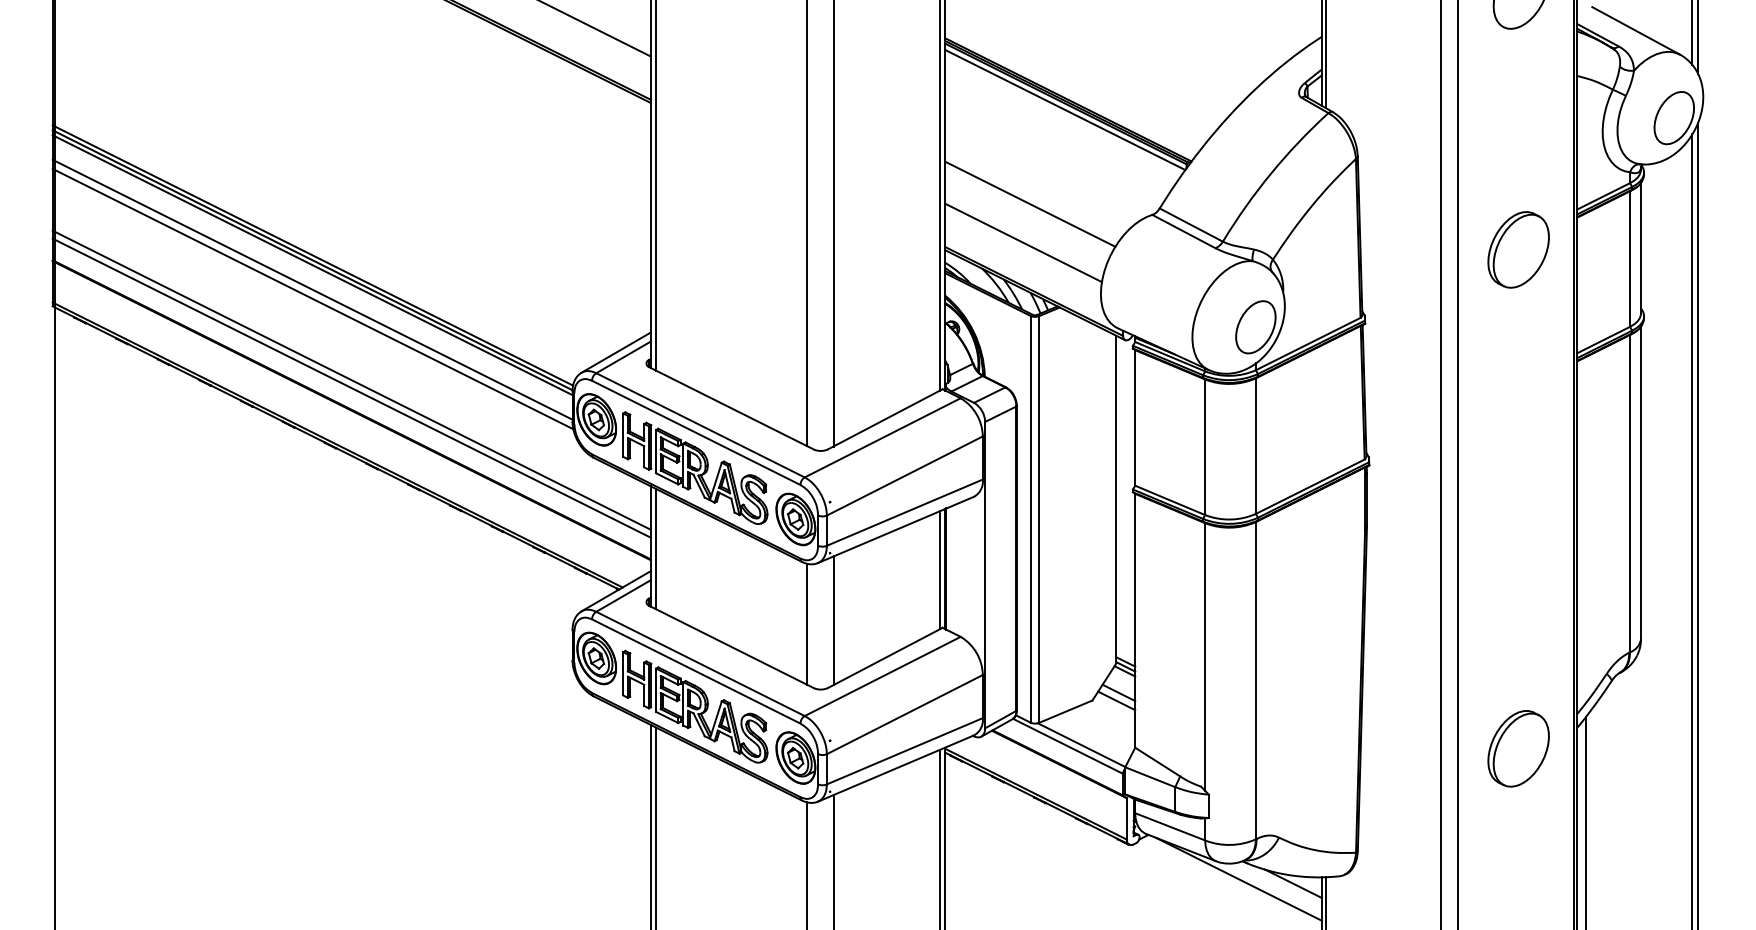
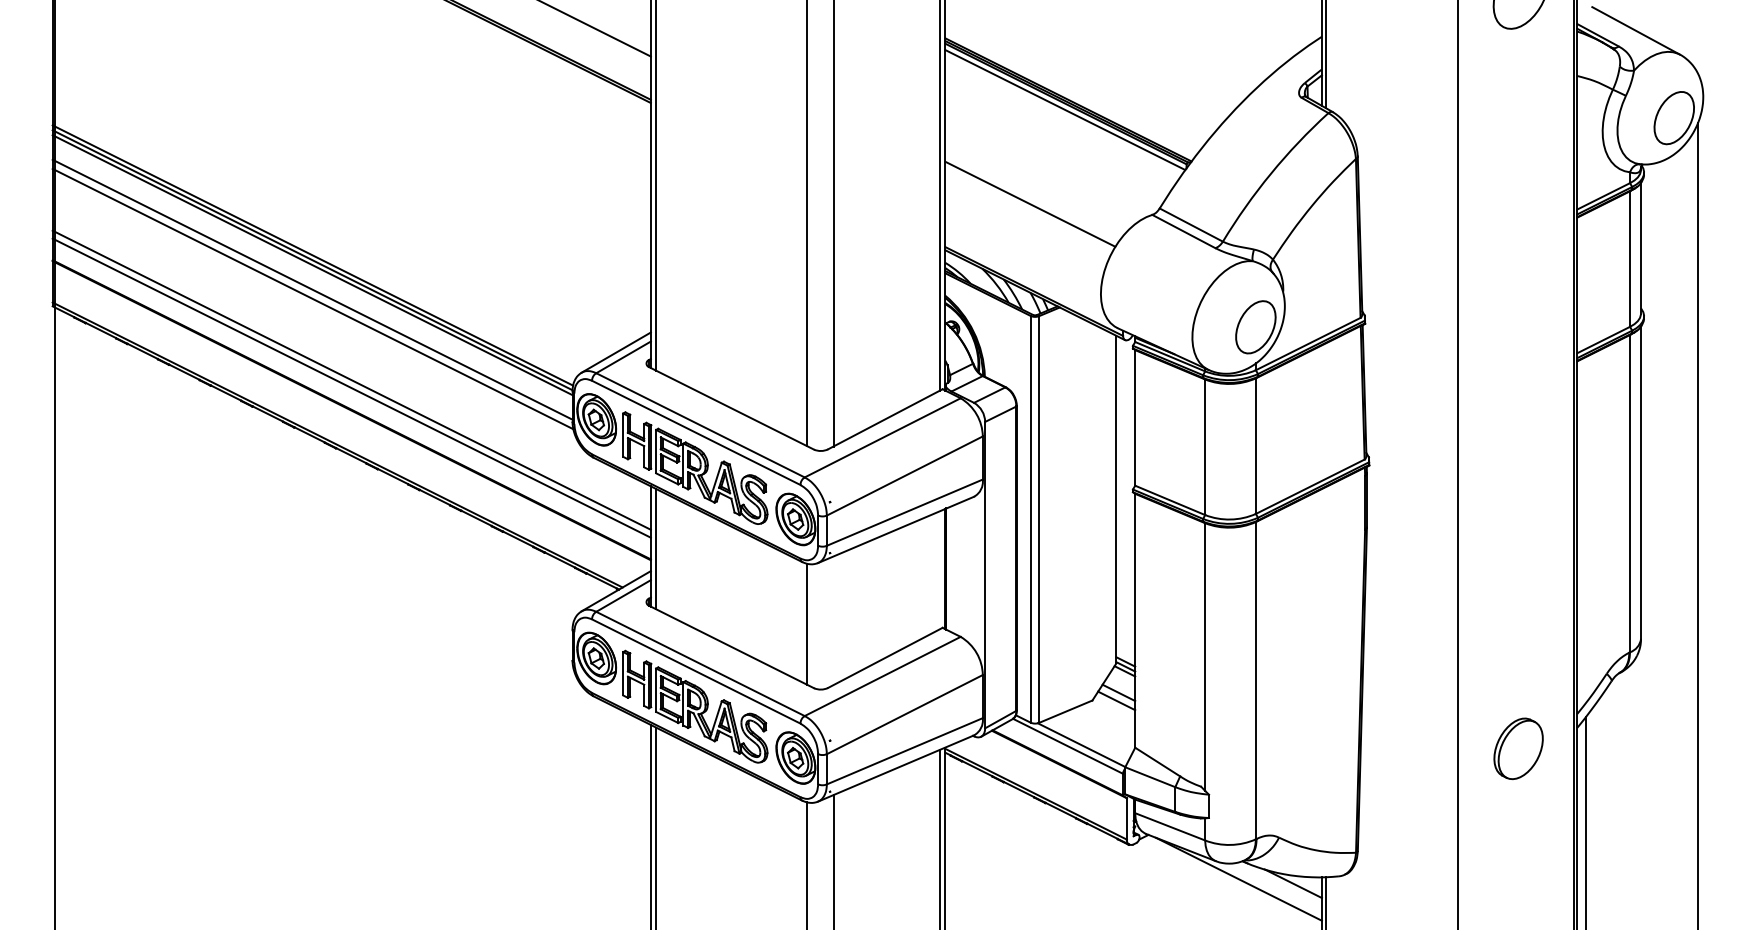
line: present -> none (1692, 33)
line: present -> none (1697, 37)
line: present -> none (1023, 242)
part: present -> none (1518, 249)
line: present -> none (1440, 464)
line: present -> none (1692, 530)
line: present -> none (939, 570)
line: present -> none (833, 620)
part size: 63x78 px -> 51x64 px (1518, 748)
